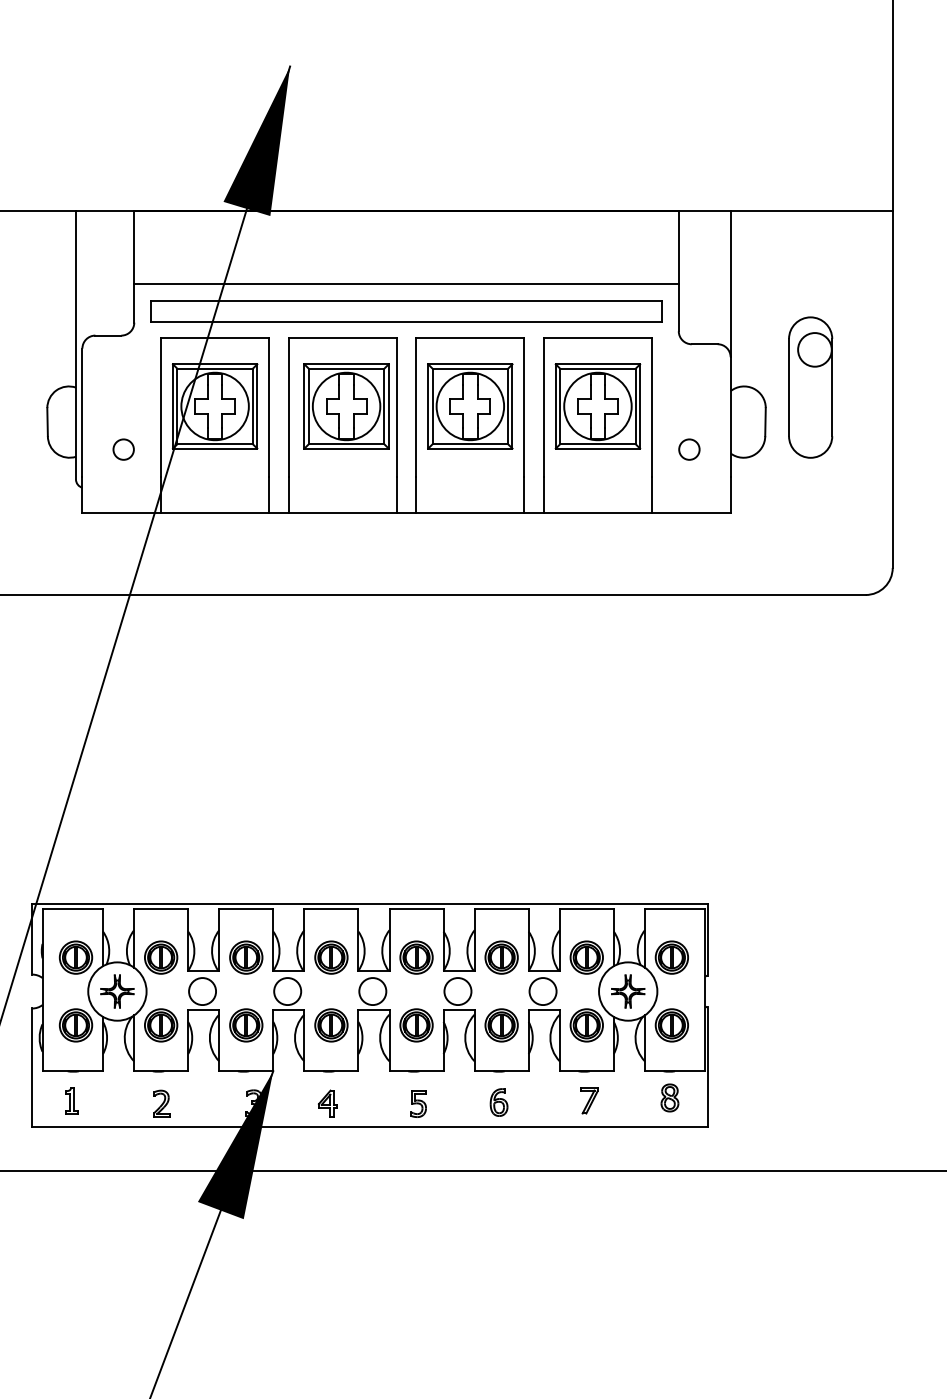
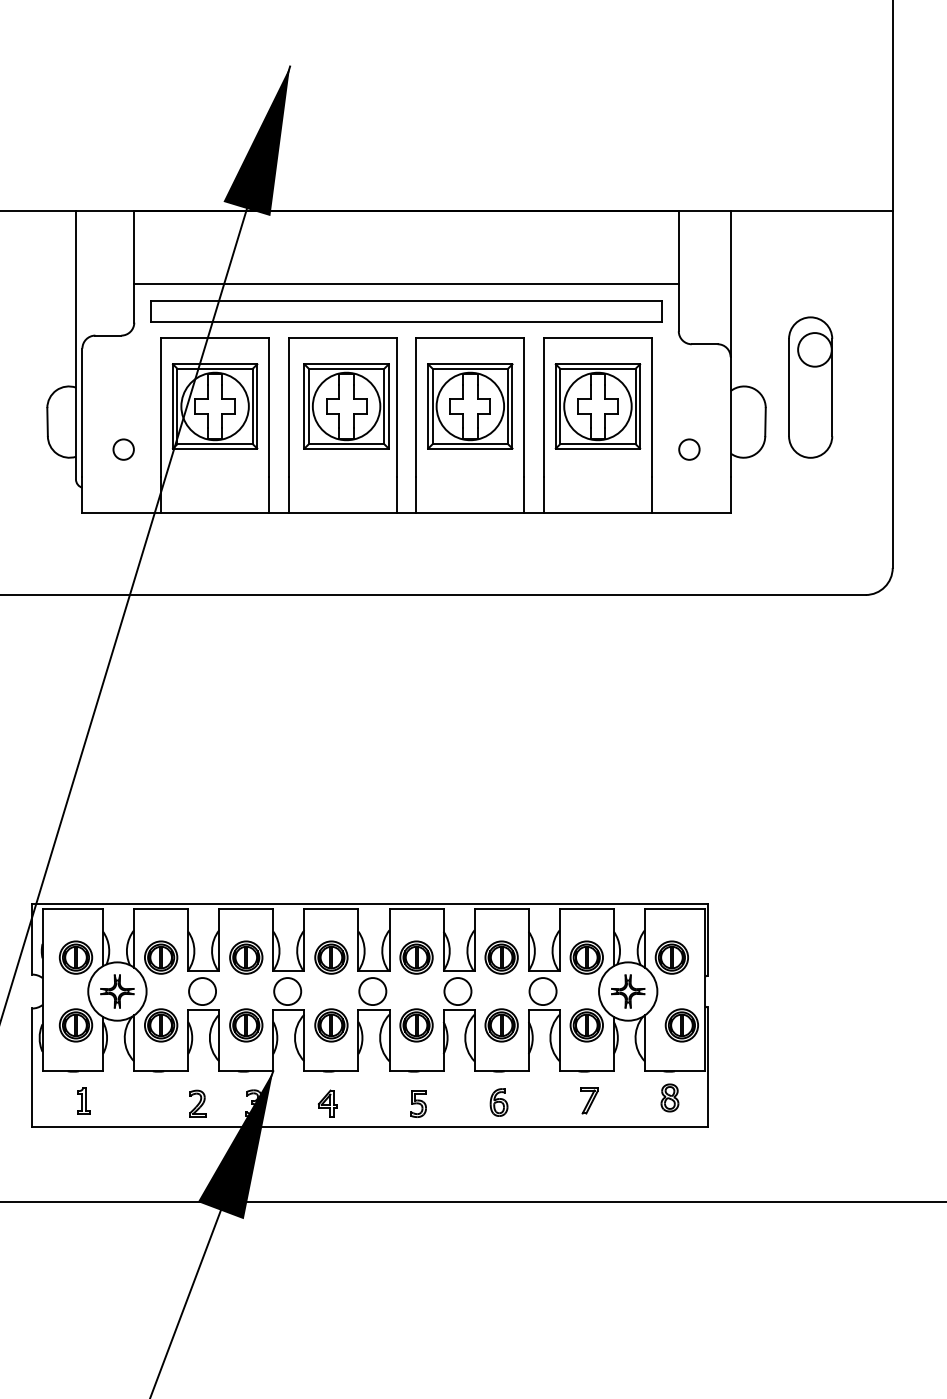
part position: (671, 1025) -> (681, 1025) (681, 1025)
part position: (71, 1100) -> (83, 1100) (83, 1100)
part position: (161, 1103) -> (197, 1103) (197, 1103)
line position: (472, 1170) -> (472, 1201) (472, 1201)
